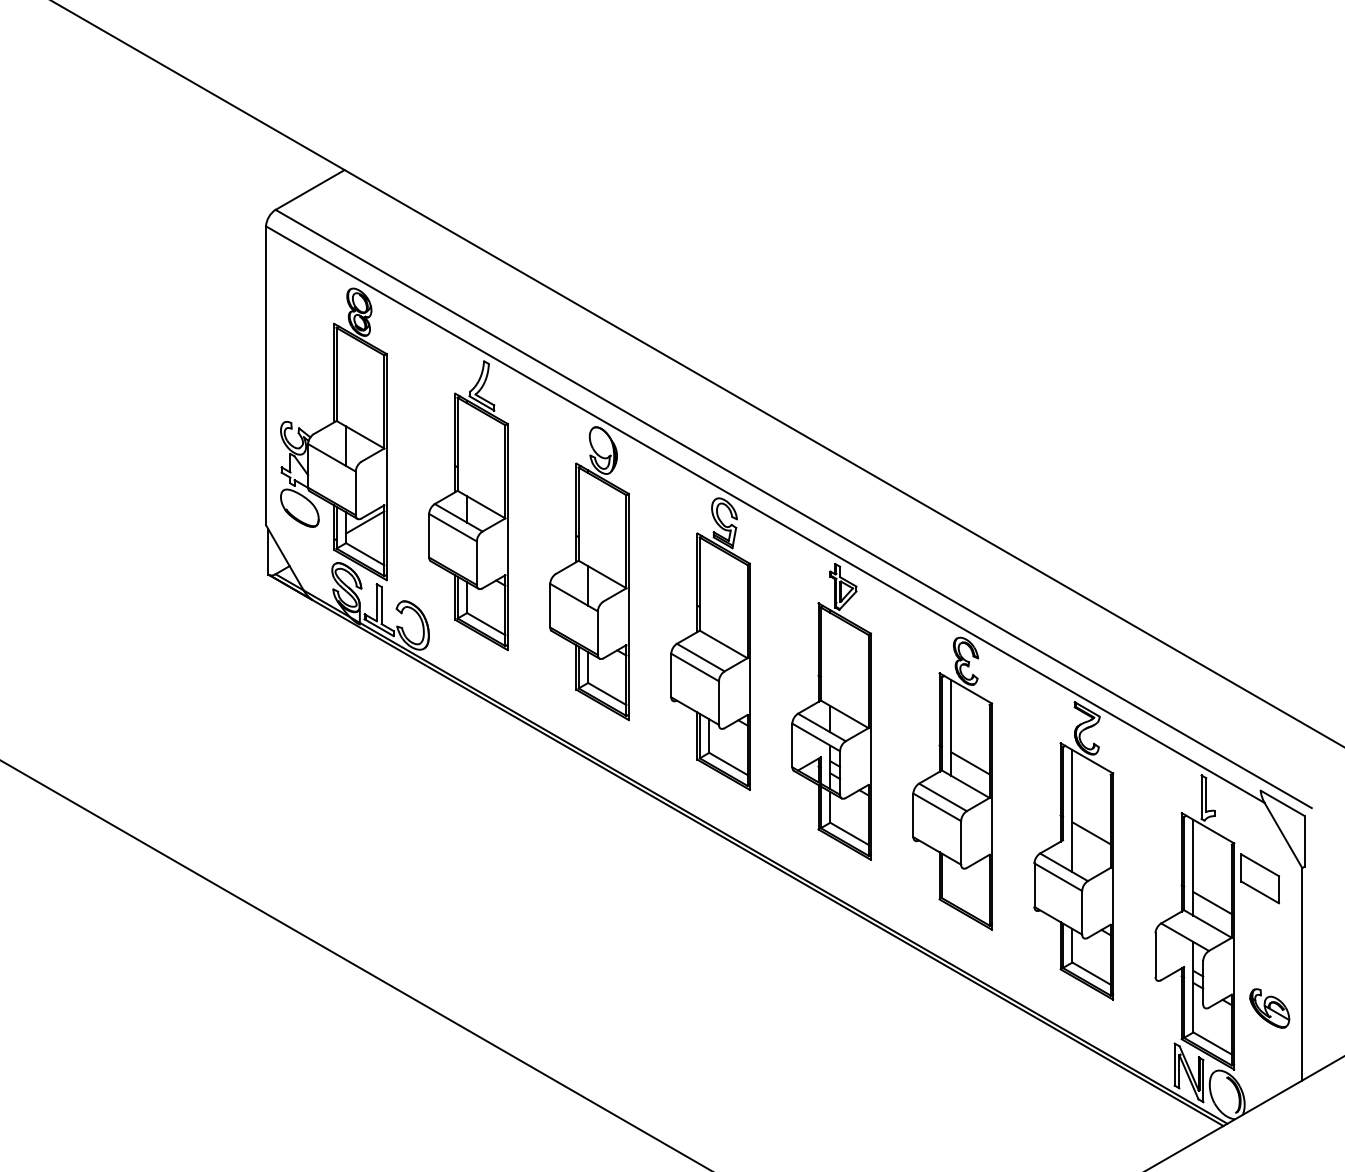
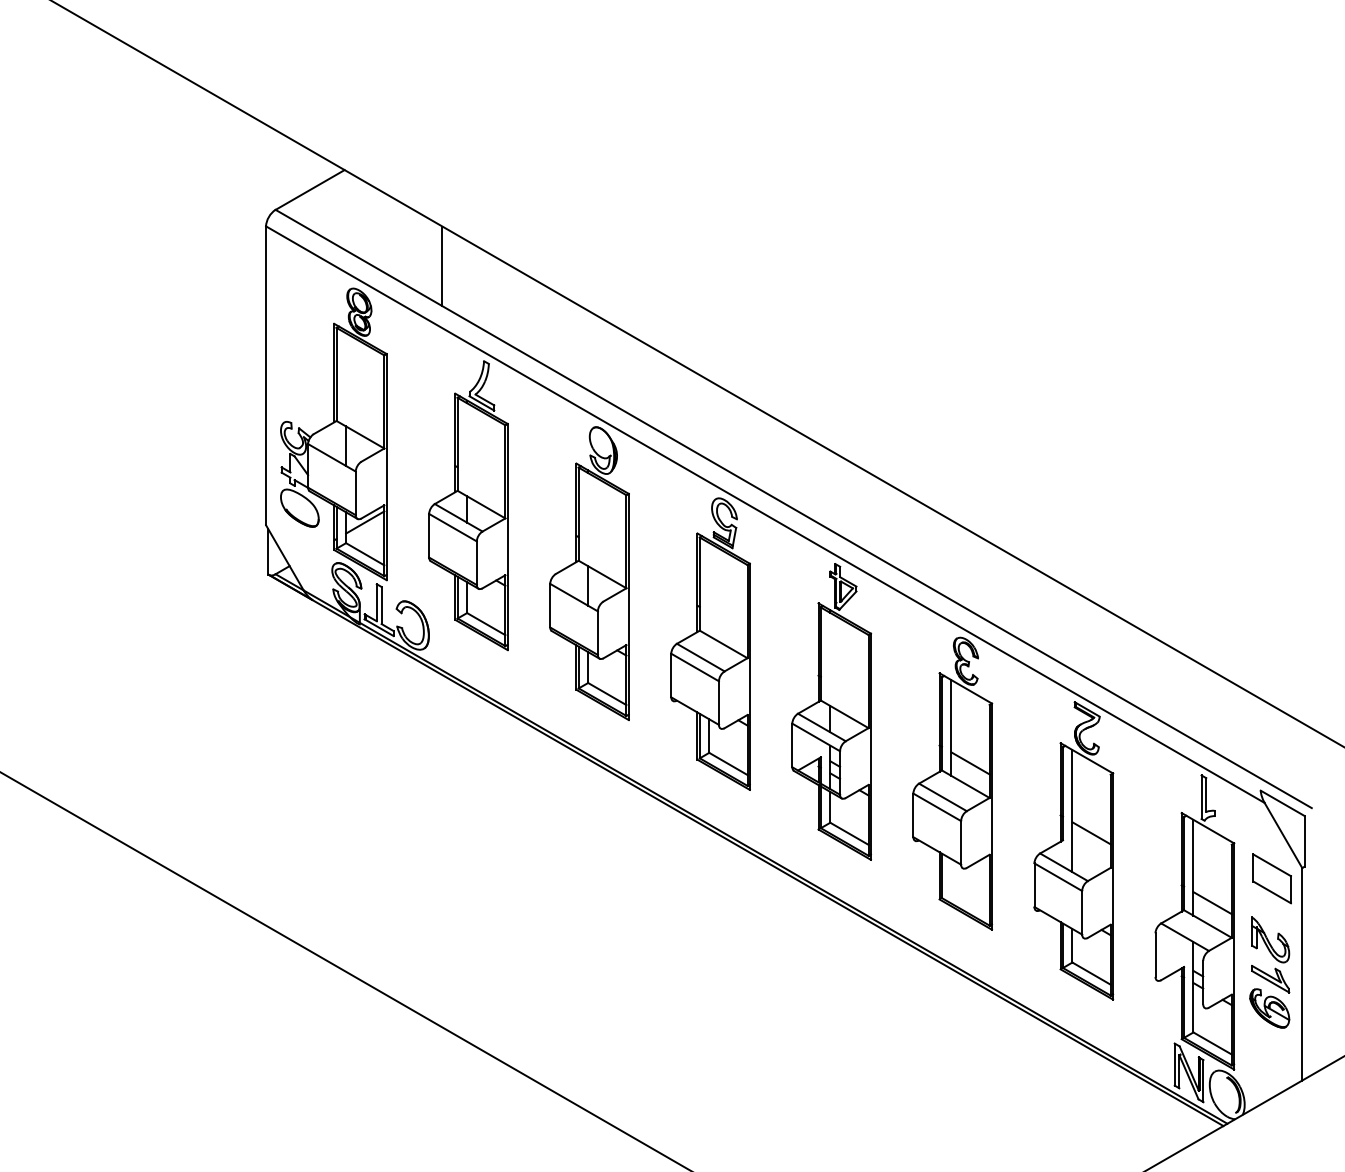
line: none -> present (442, 266)
part position: (1259, 878) -> (1271, 878) (1271, 878)
part: none -> present (1270, 954)
line position: (355, 964) -> (344, 970) (344, 970)
